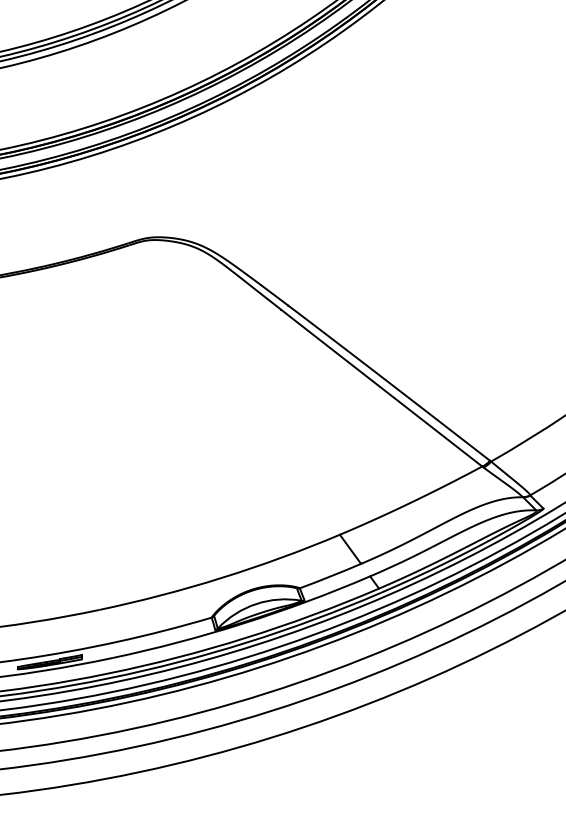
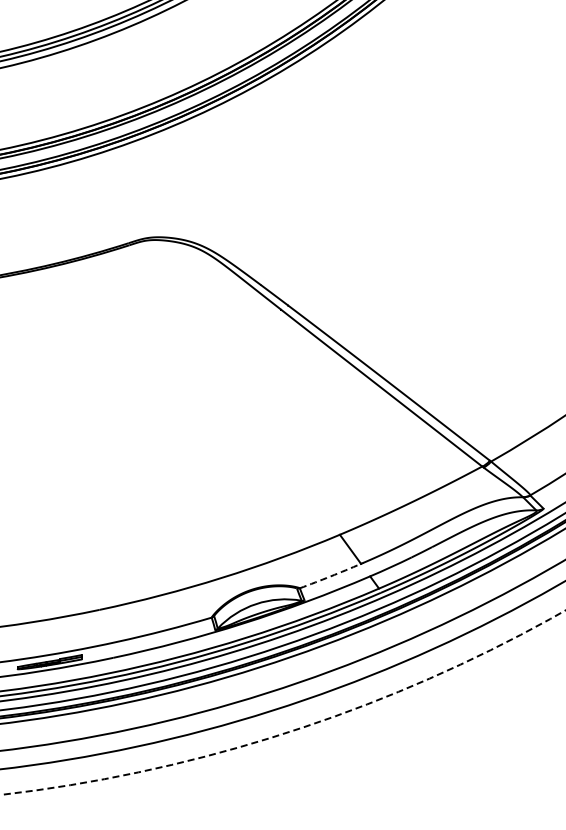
arc: solid -> dashed (330, 576)
arc: solid -> dashed (291, 731)
